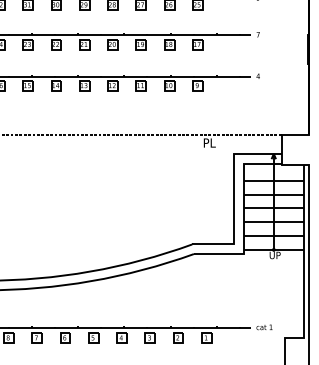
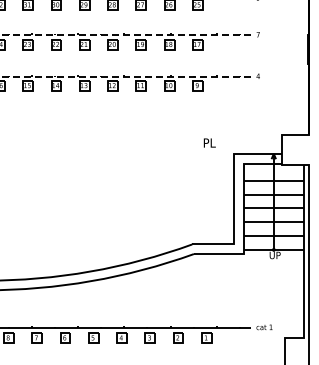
line: solid -> dashed (125, 35)
line: solid -> dashed (125, 76)
line: present -> none (141, 135)
